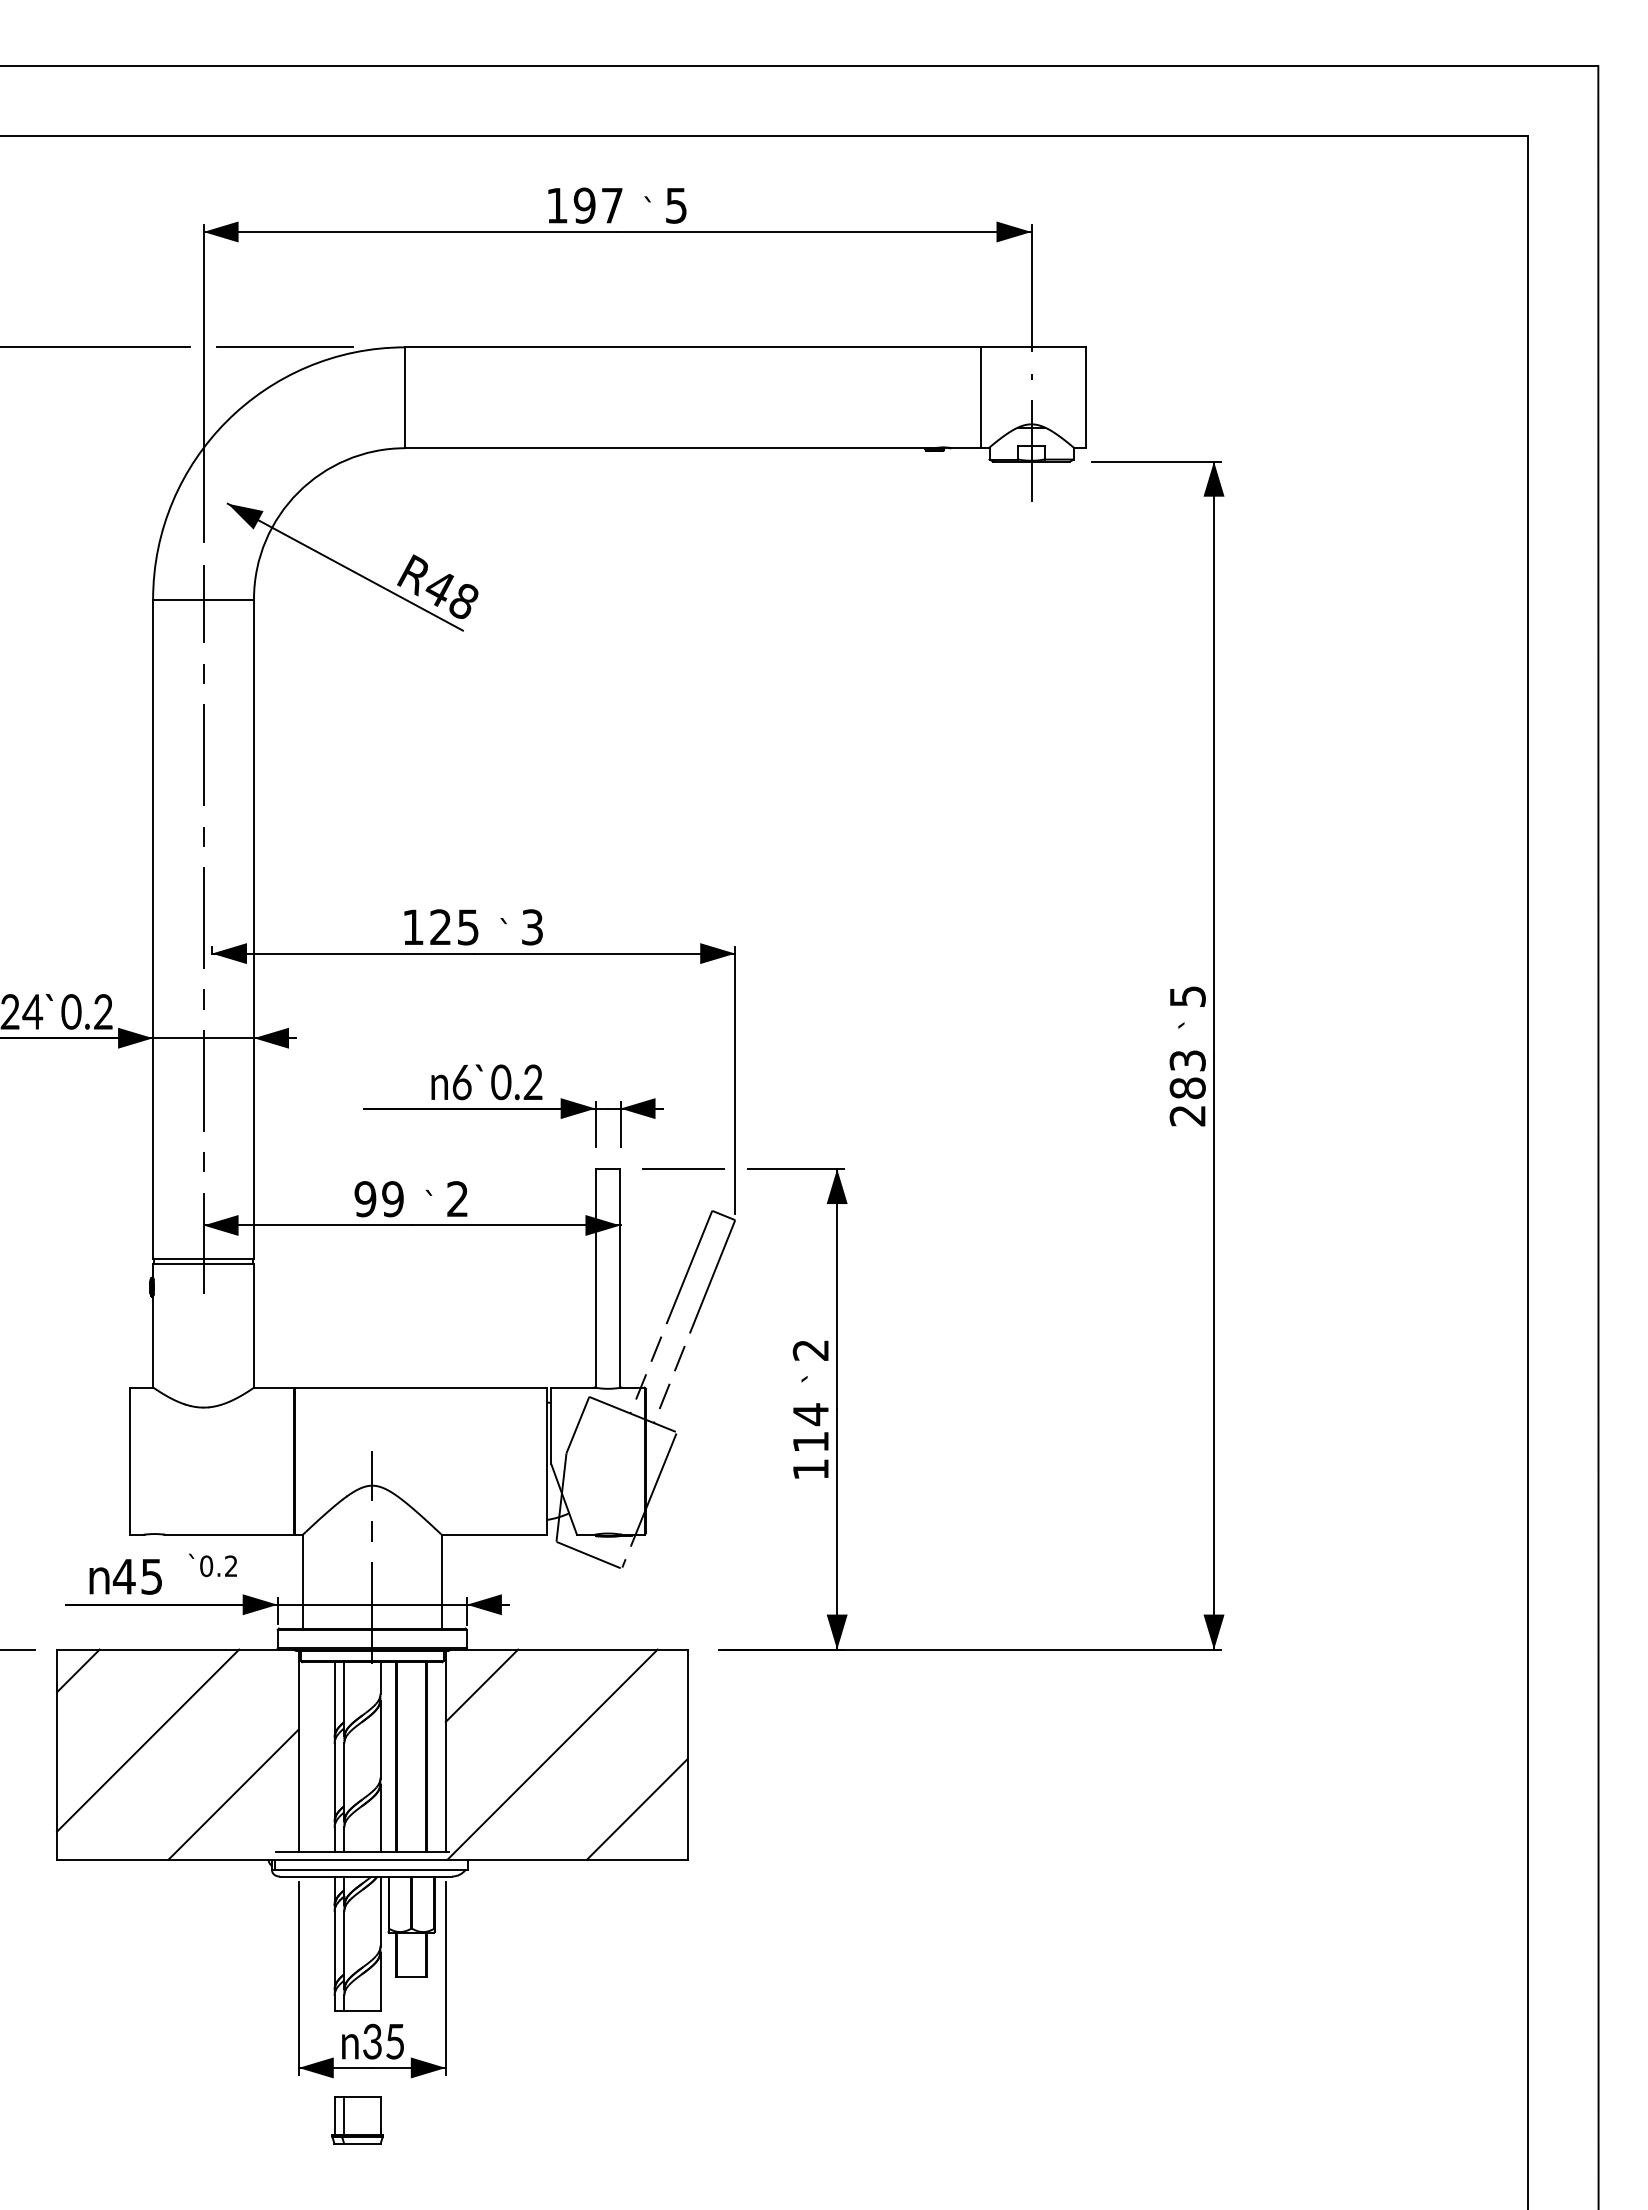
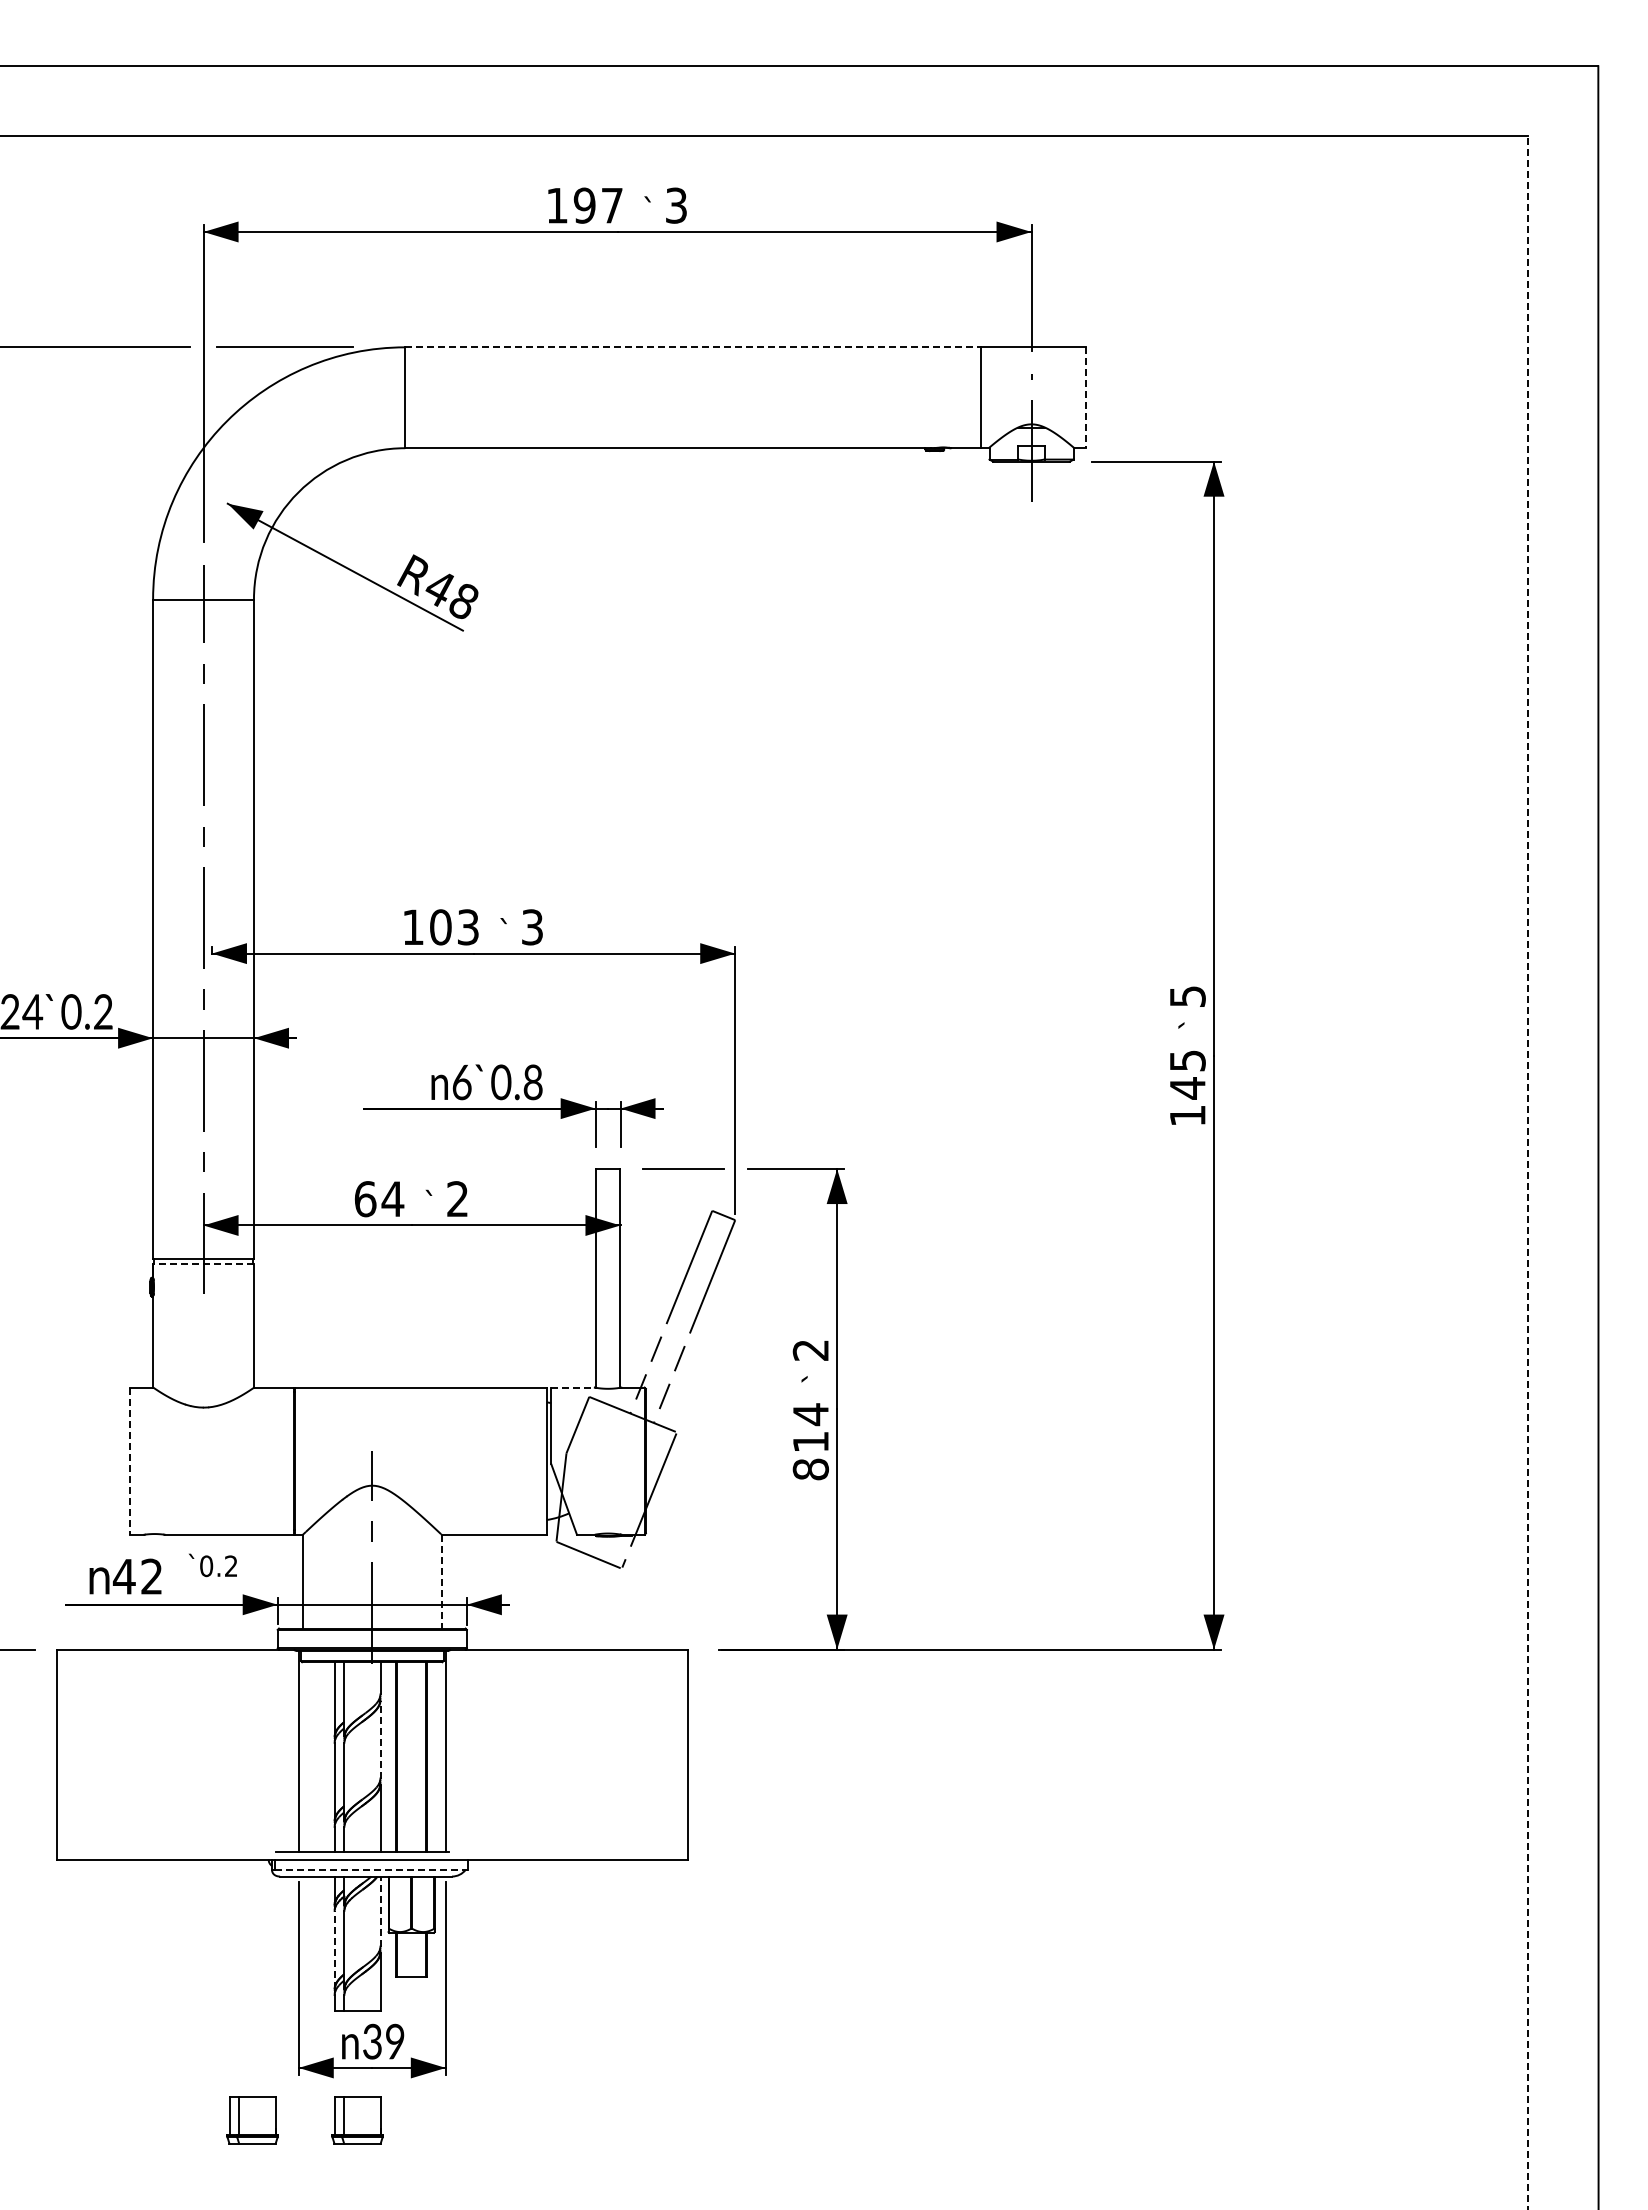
text: 5 -> 3 (676, 205)
line: solid -> dashed (693, 347)
line: solid -> dashed (1086, 398)
text: 125 -> 103 (454, 927)
text: 0.2 -> 0.8 (532, 1082)
text: 283 -> 145 (1187, 1088)
line: solid -> dashed (1528, 1172)
text: 99 -> 64 (379, 1199)
line: solid -> dashed (203, 1263)
line: solid -> dashed (573, 1387)
line: solid -> dashed (130, 1461)
text: 114 -> 814 (810, 1469)
text: 45 -> 42 (151, 1576)
line: solid -> dashed (441, 1581)
line: present -> none (78, 1670)
line: present -> none (481, 1685)
line: solid -> dashed (380, 1739)
line: present -> none (148, 1740)
line: present -> none (552, 1754)
line: present -> none (233, 1794)
line: present -> none (636, 1809)
line: solid -> dashed (371, 1869)
line: solid -> dashed (380, 1911)
line: solid -> dashed (334, 1949)
text: 35 -> 39 (395, 2041)
part: none -> present (252, 2120)
